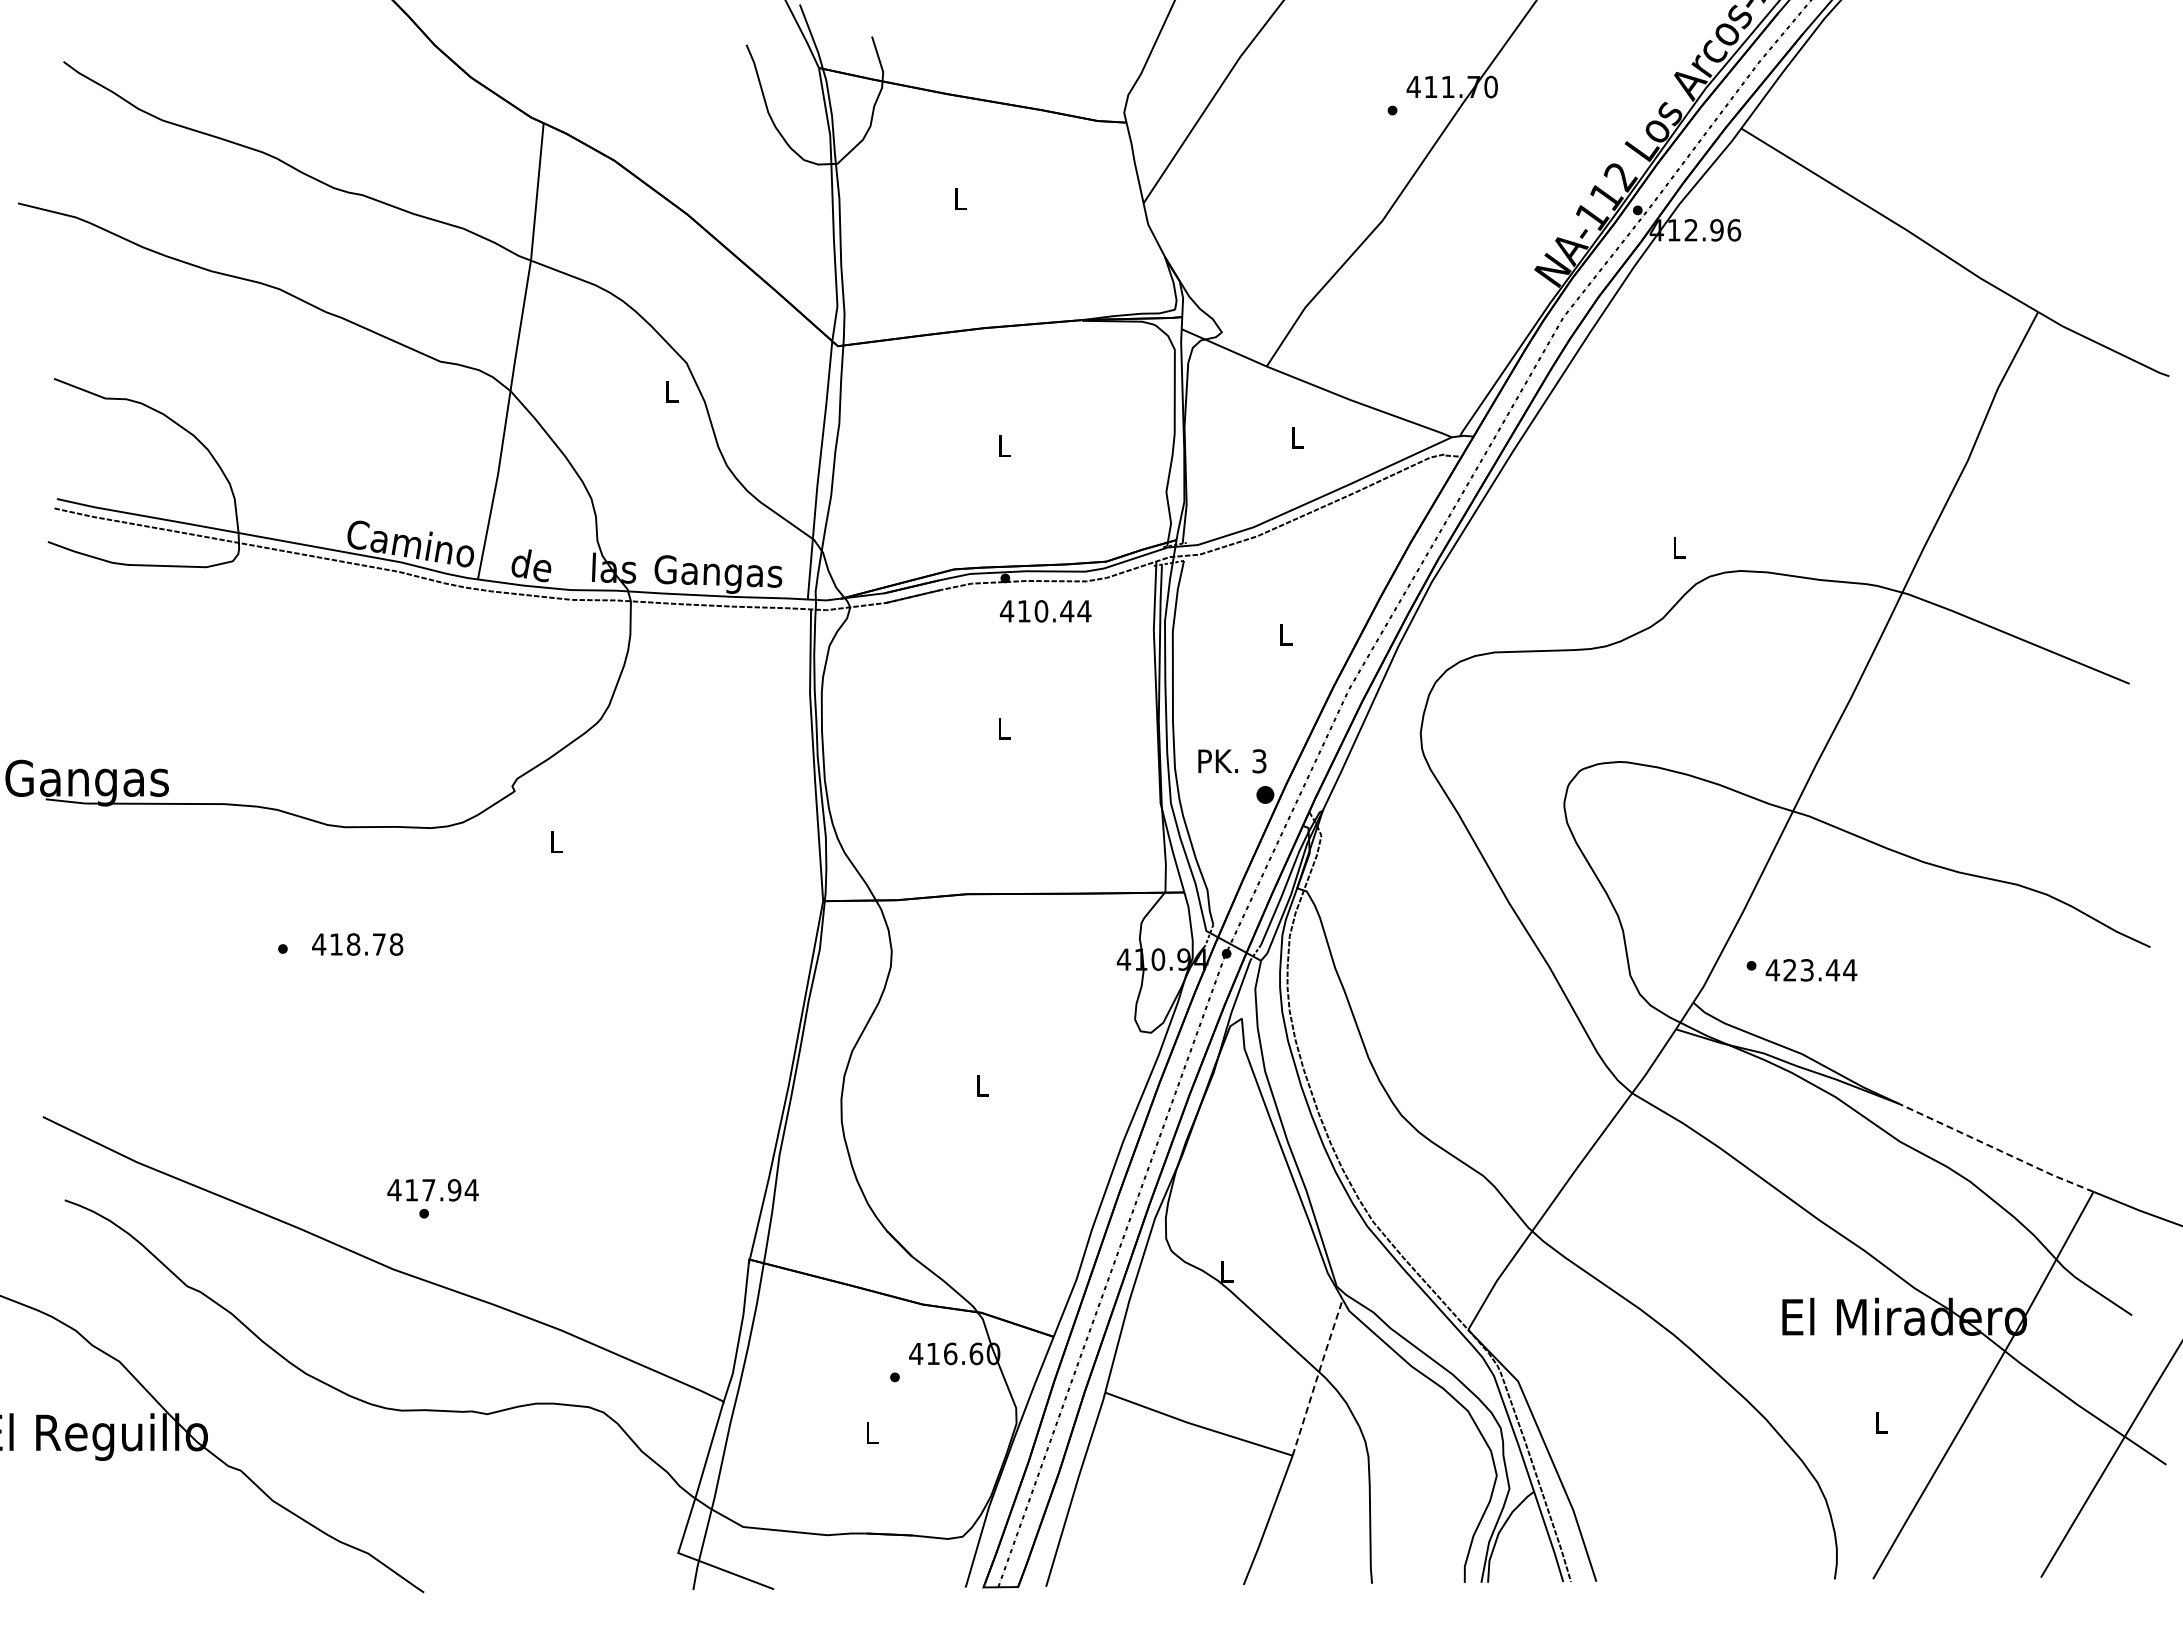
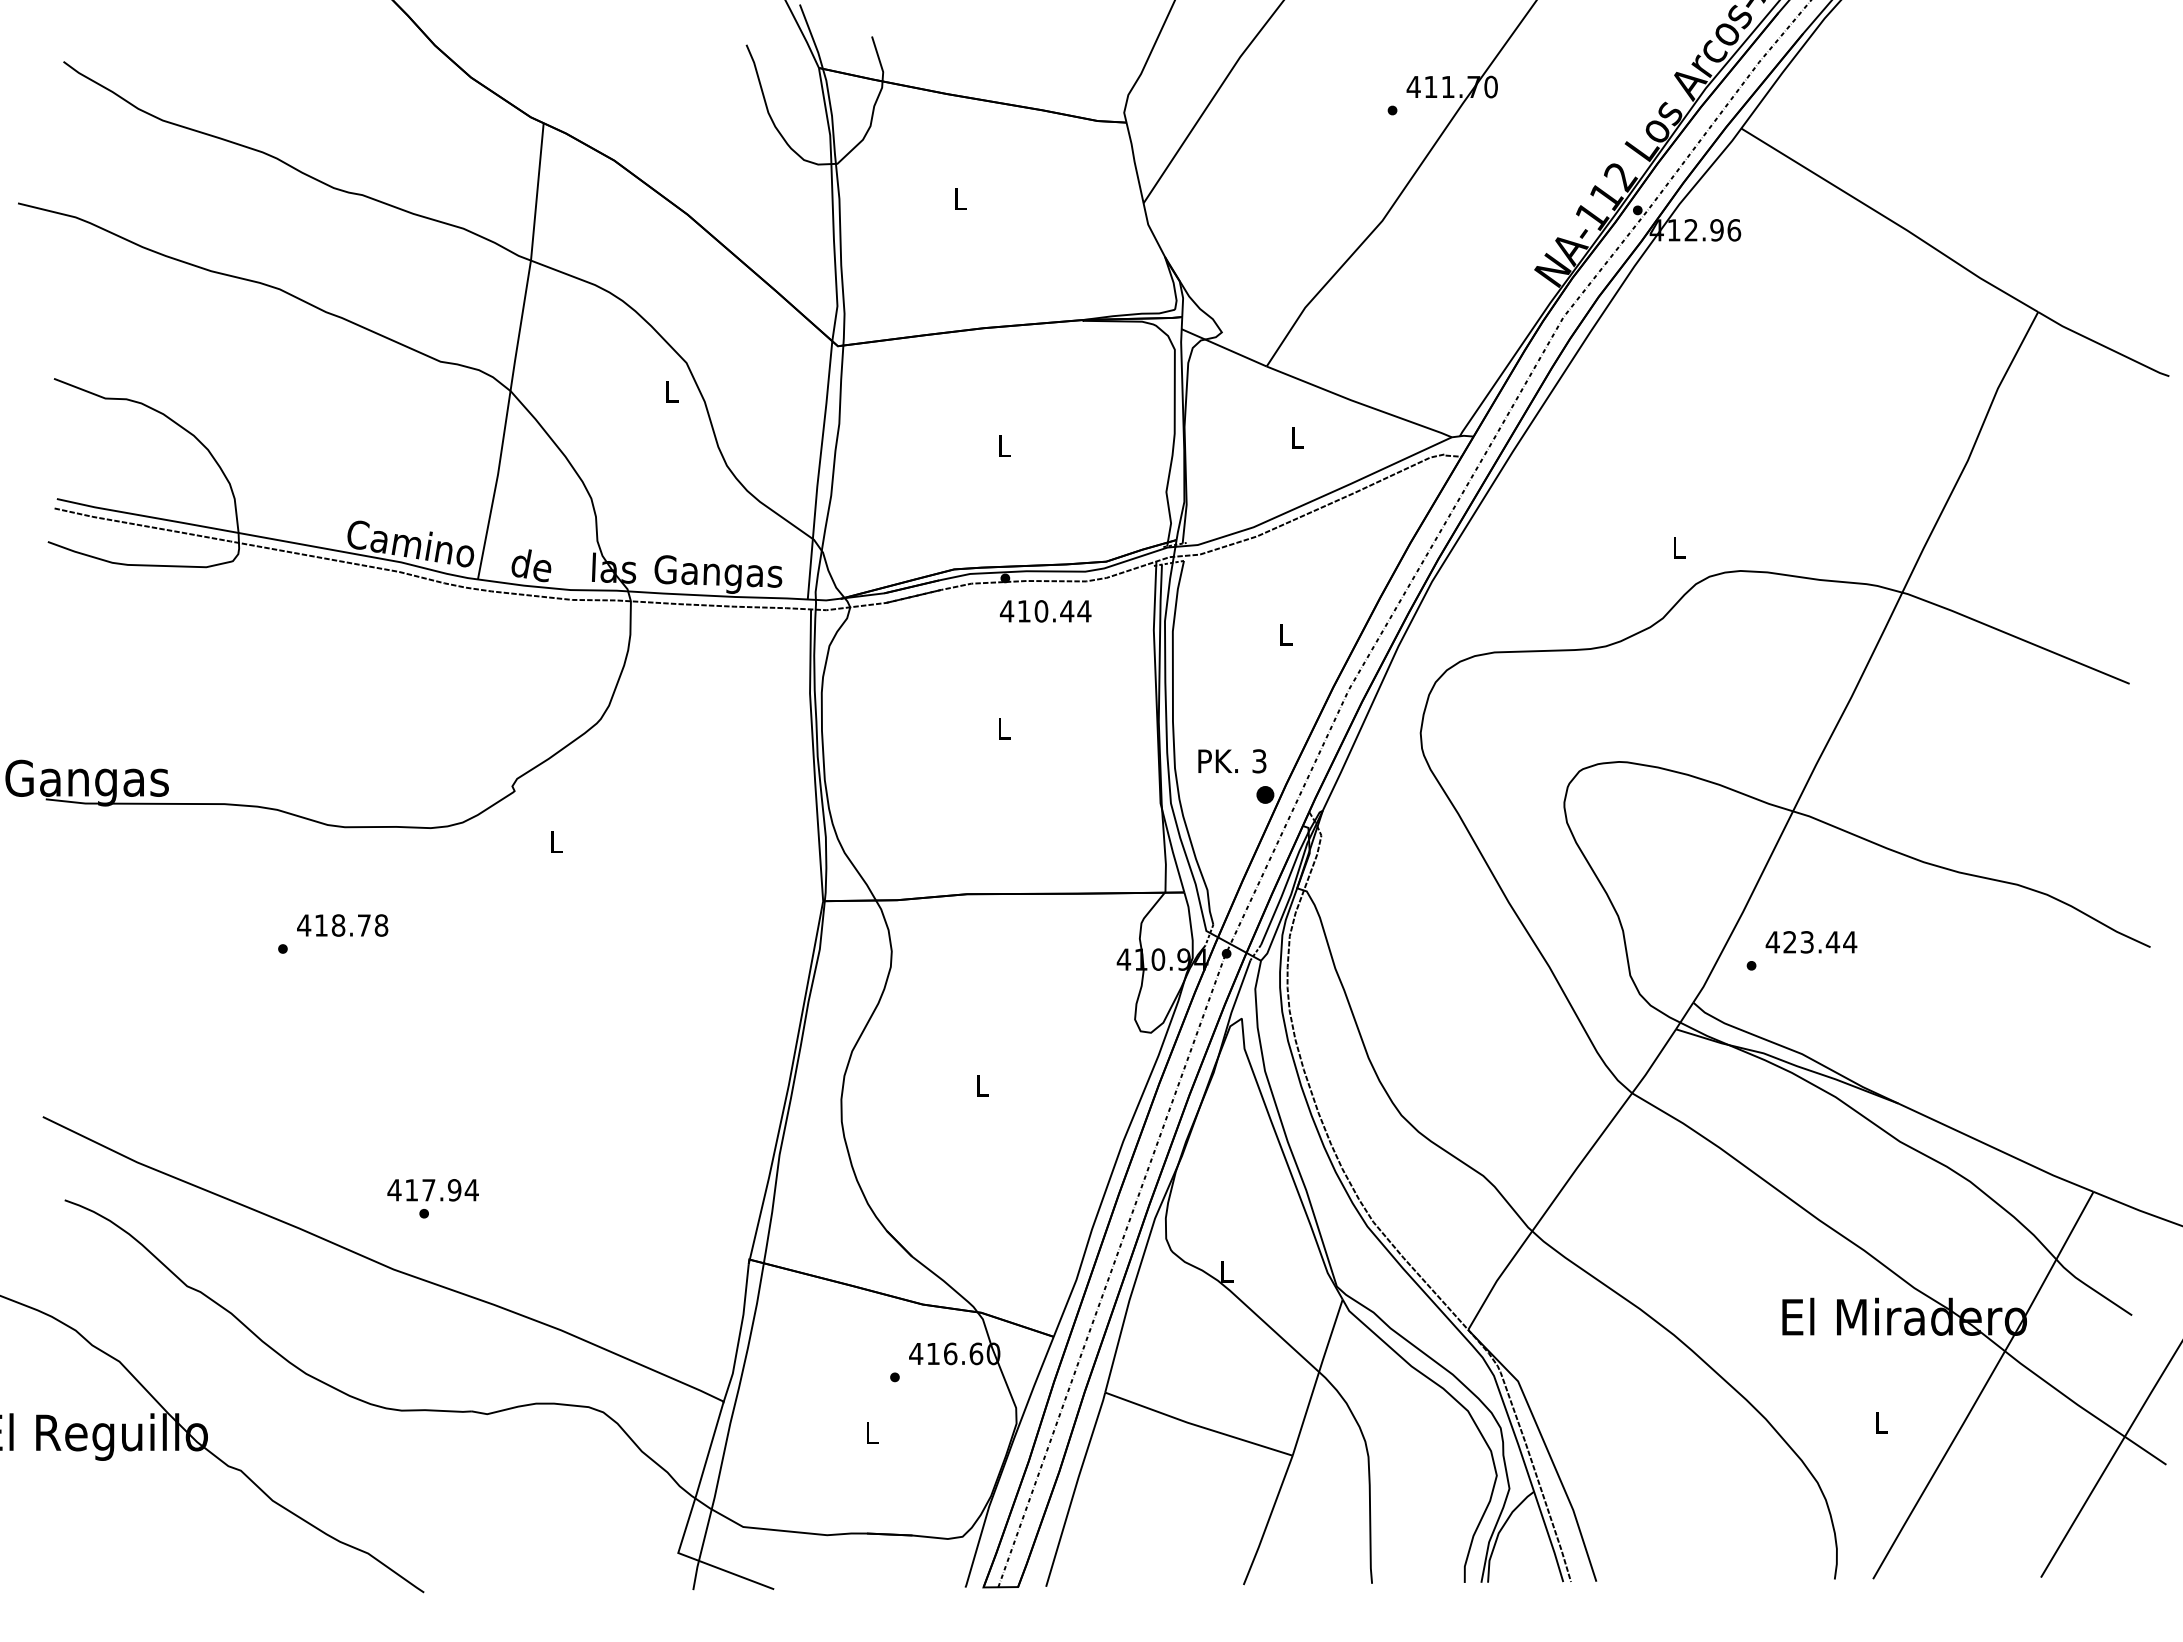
text position: (357, 944) -> (342, 925) (342, 925)
text position: (1811, 970) -> (1811, 942) (1811, 942)
line: dashed -> solid (1996, 1149)
line: dashed -> solid (1317, 1376)
